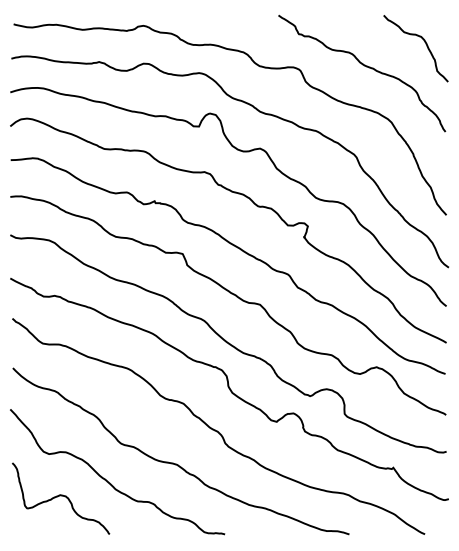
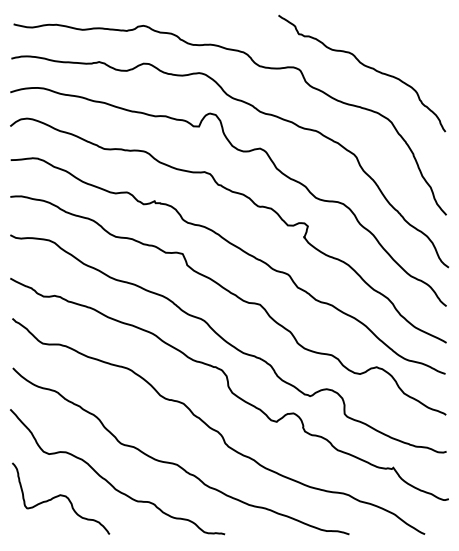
curve: present -> none (425, 44)
